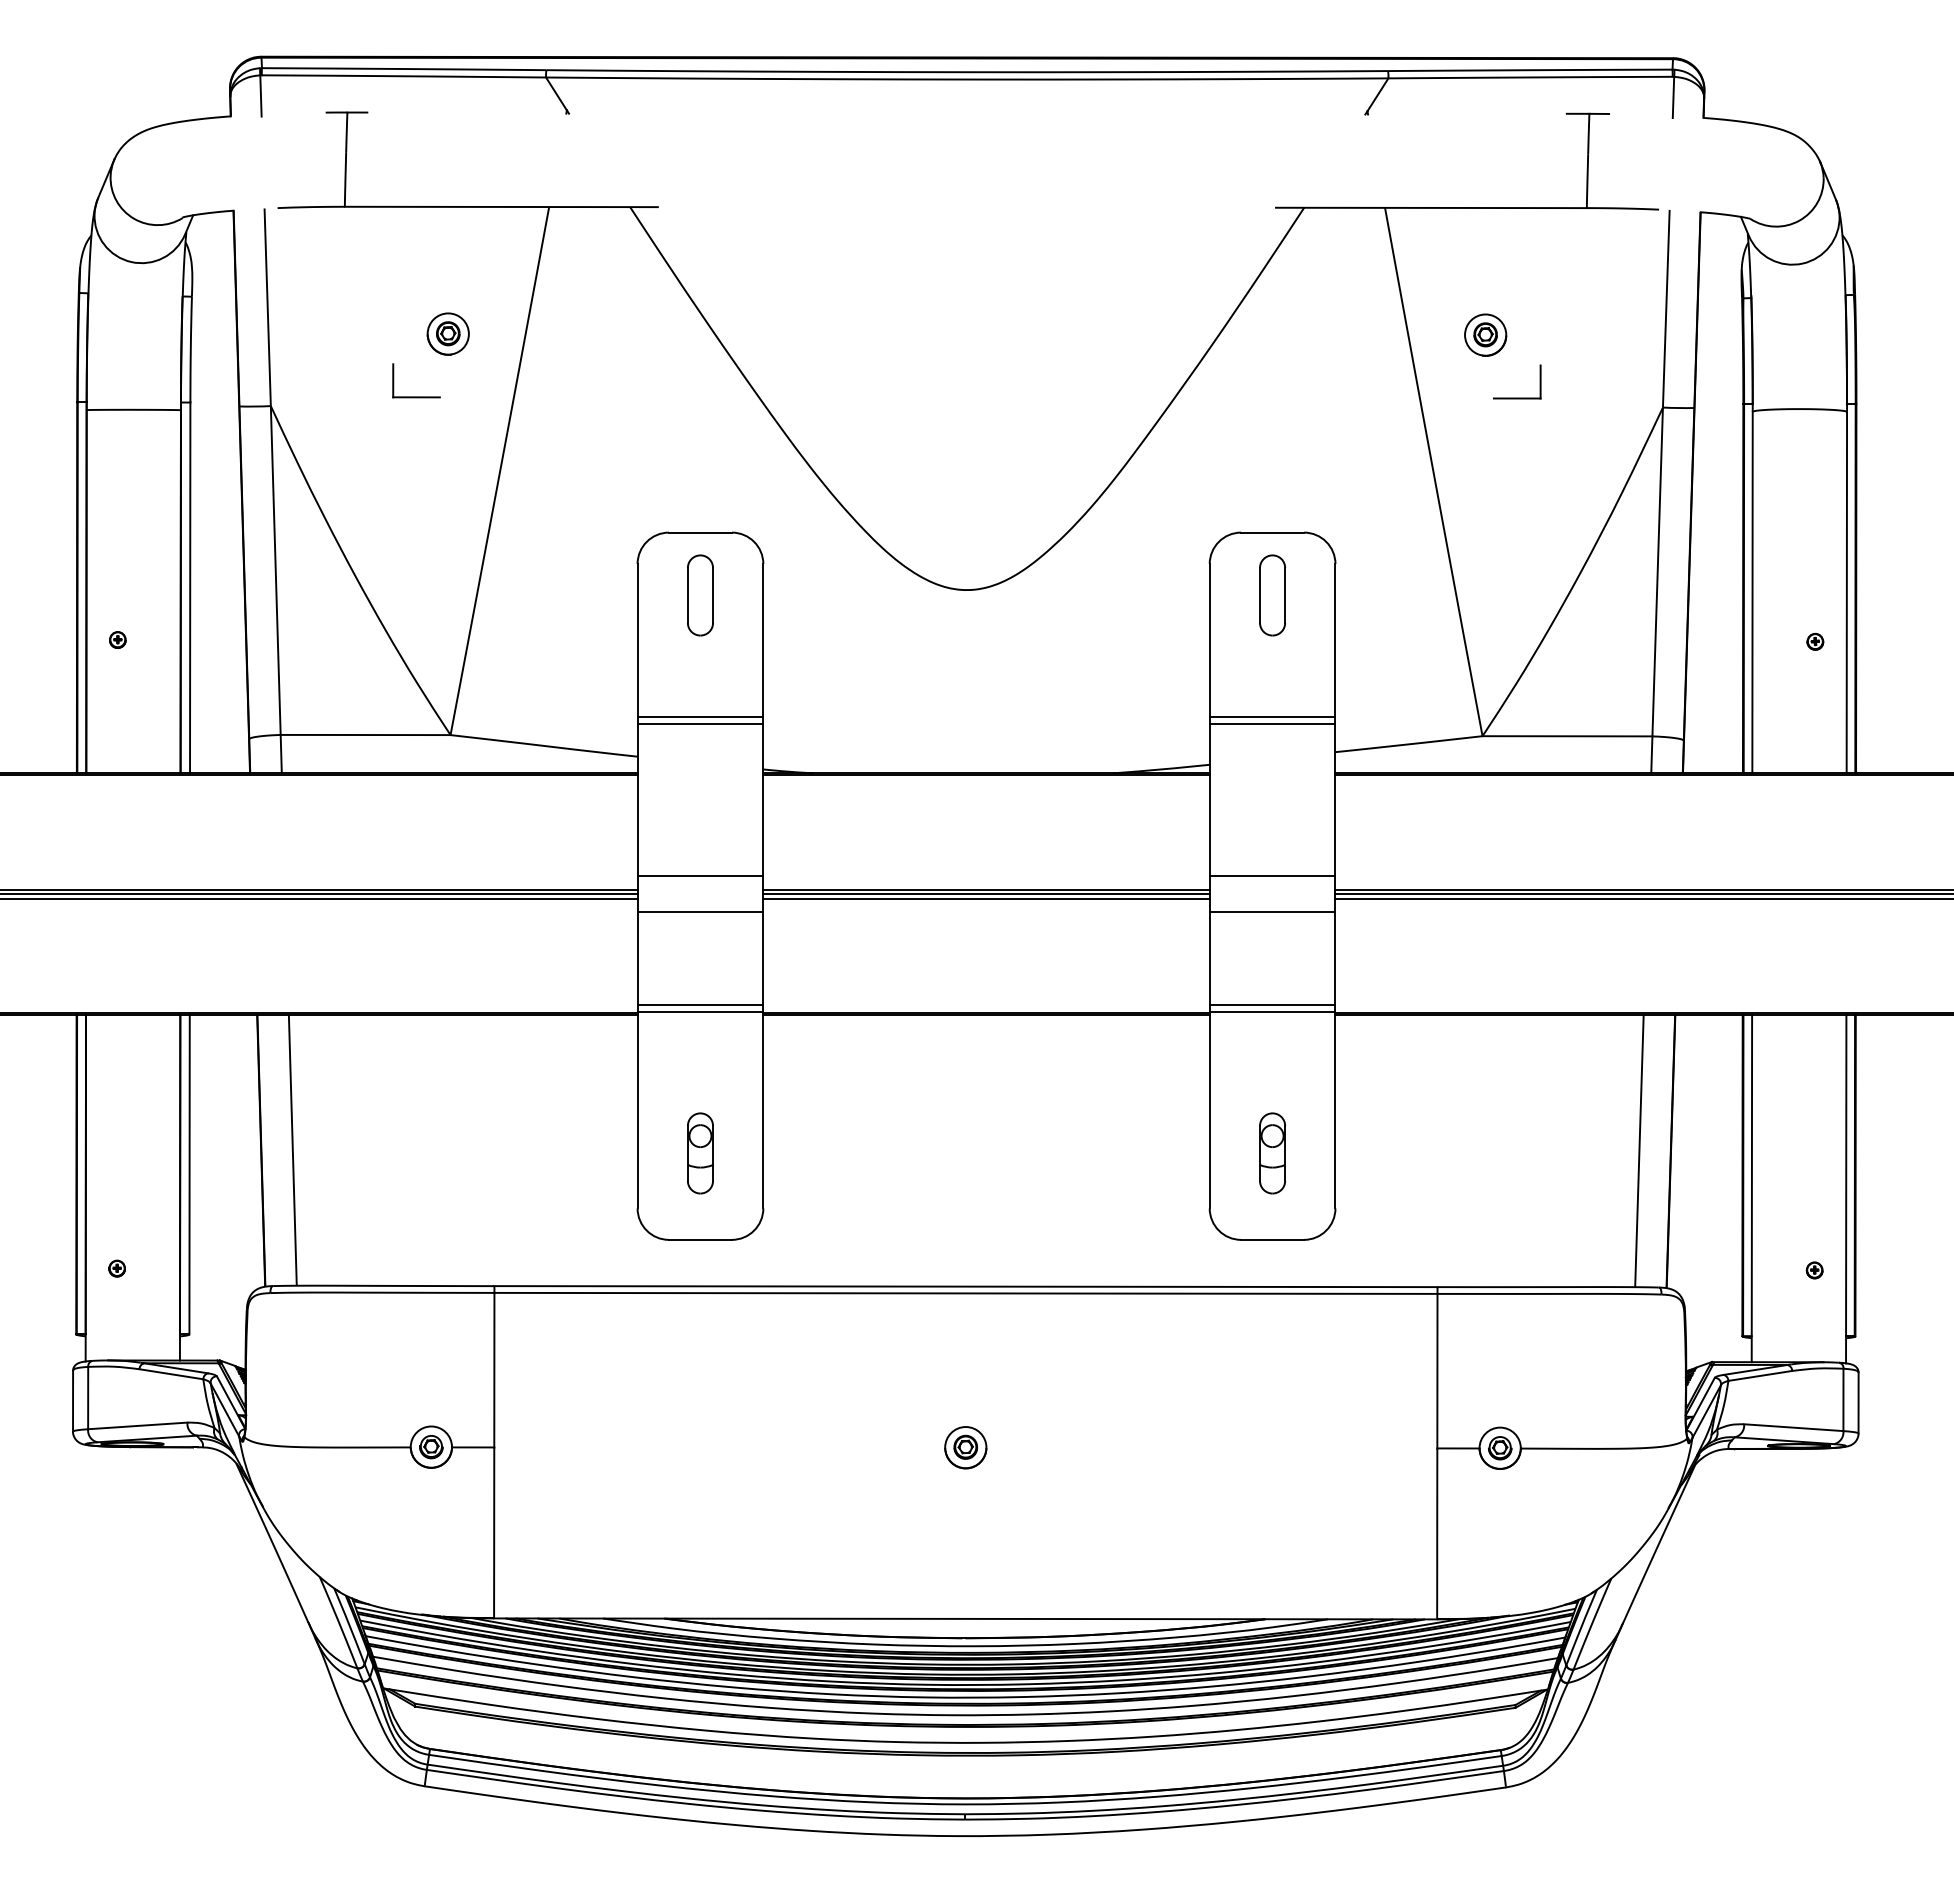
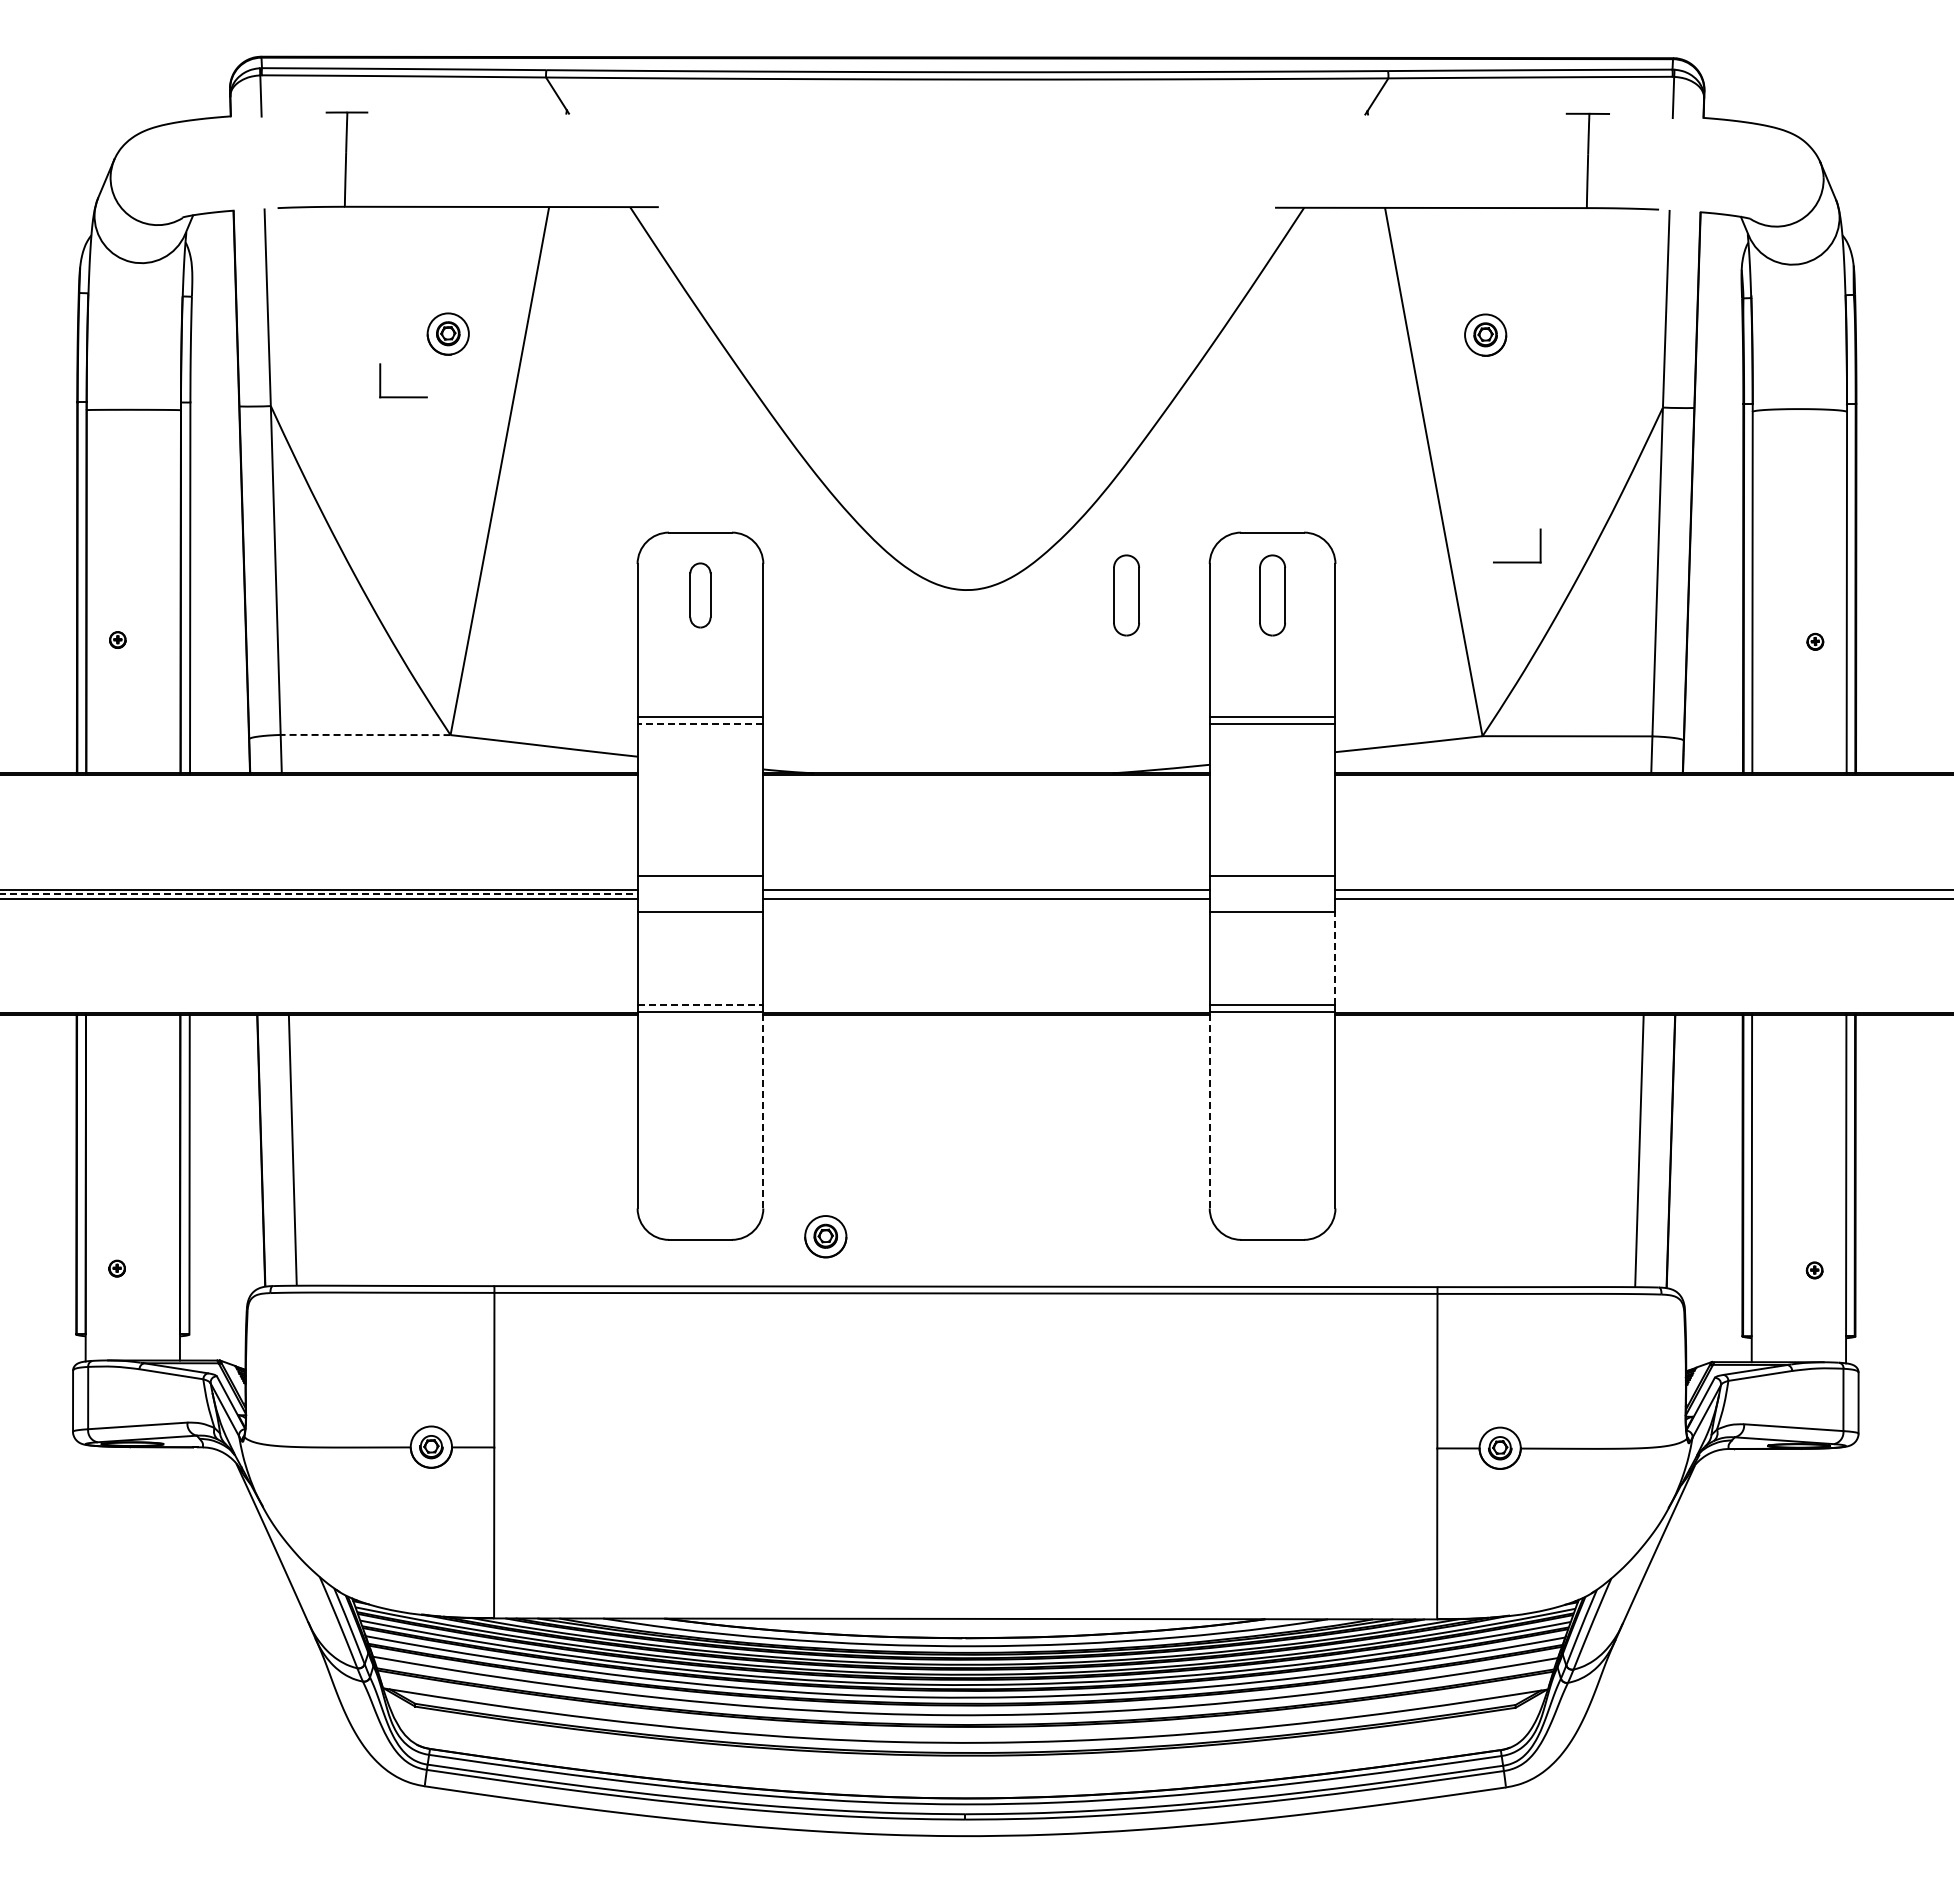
part position: (416, 396) -> (403, 396) (403, 396)
part position: (1517, 397) -> (1517, 561) (1517, 561)
part size: 27x83 px -> 23x67 px (700, 595)
part: none -> present (1126, 595)
line: solid -> dashed (700, 723)
line: solid -> dashed (365, 735)
line: solid -> dashed (318, 894)
line: present -> none (986, 894)
line: present -> none (1642, 894)
line: solid -> dashed (1335, 958)
line: solid -> dashed (700, 1004)
line: solid -> dashed (763, 1109)
line: solid -> dashed (1209, 1109)
part: present -> none (700, 1153)
part: present -> none (1272, 1153)
part position: (965, 1447) -> (825, 1236) (825, 1236)
